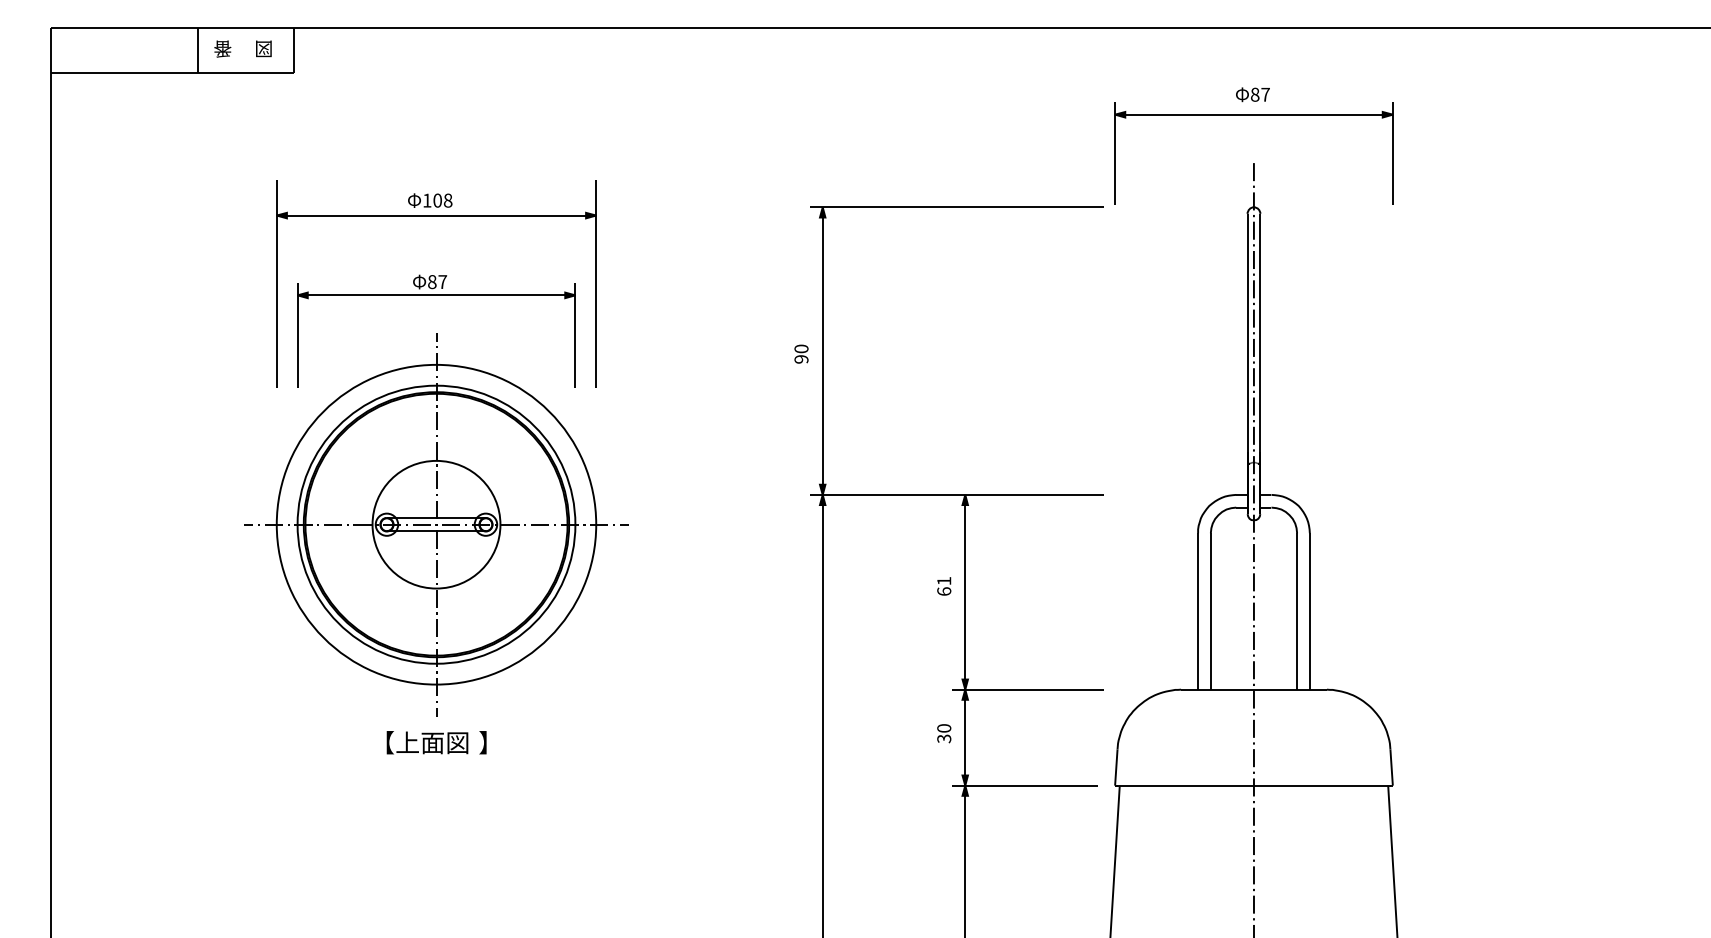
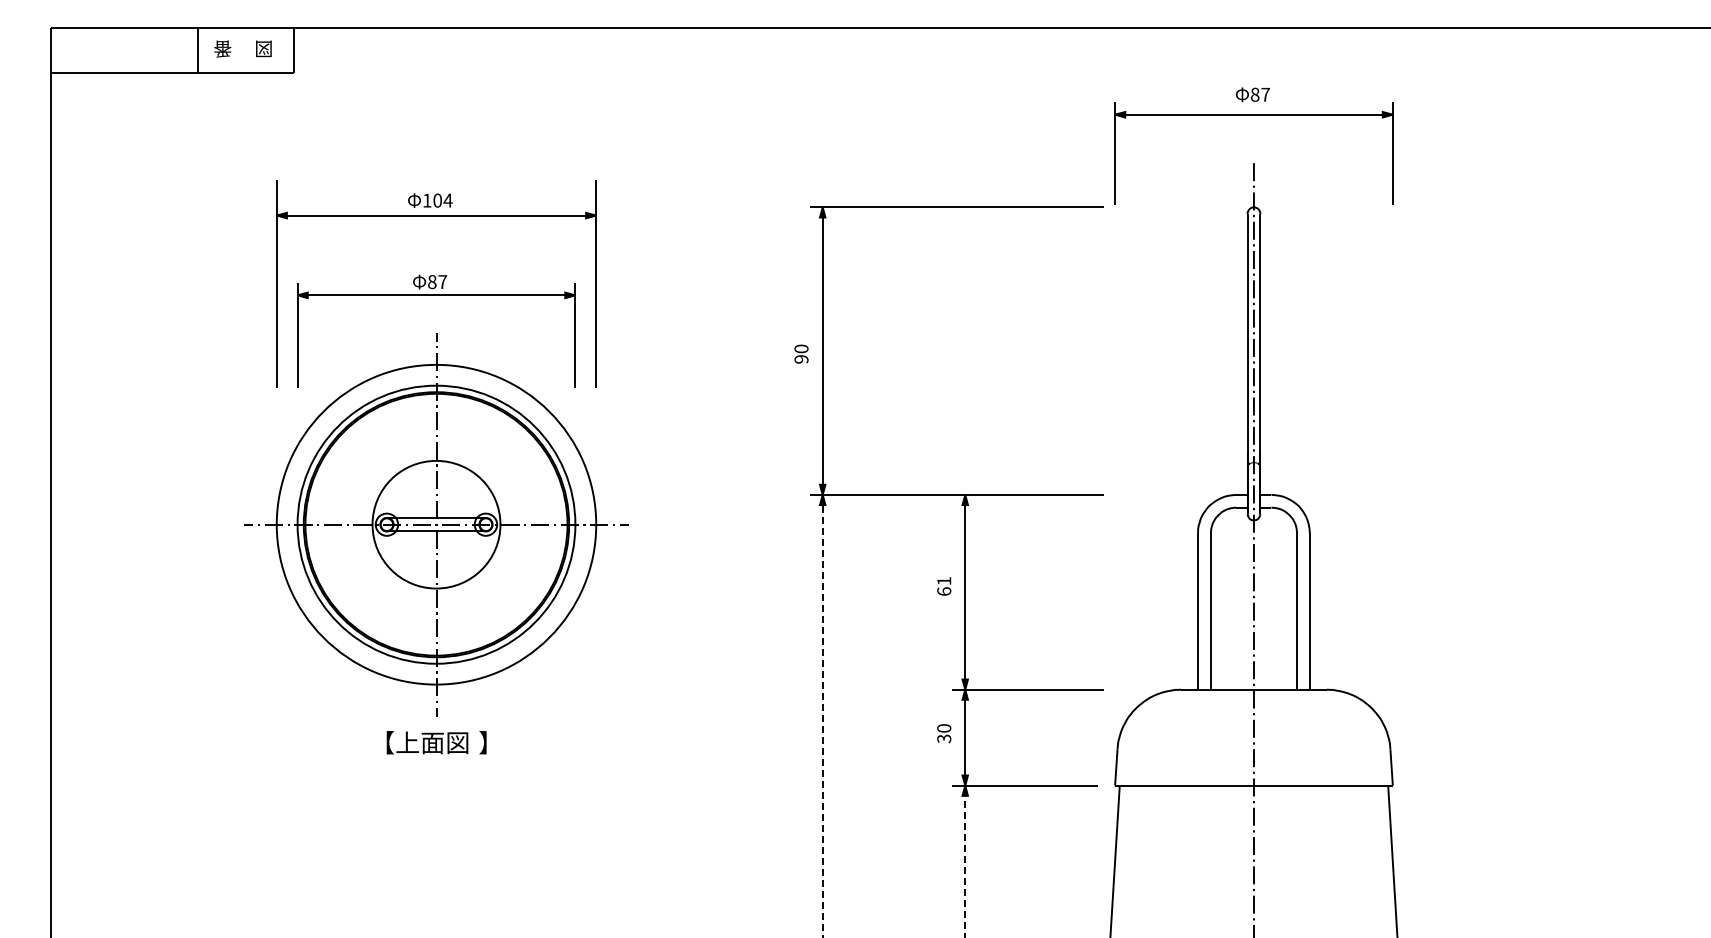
text: 108 -> 104 (447, 200)
line: solid -> dashed (822, 720)
line: solid -> dashed (965, 866)
